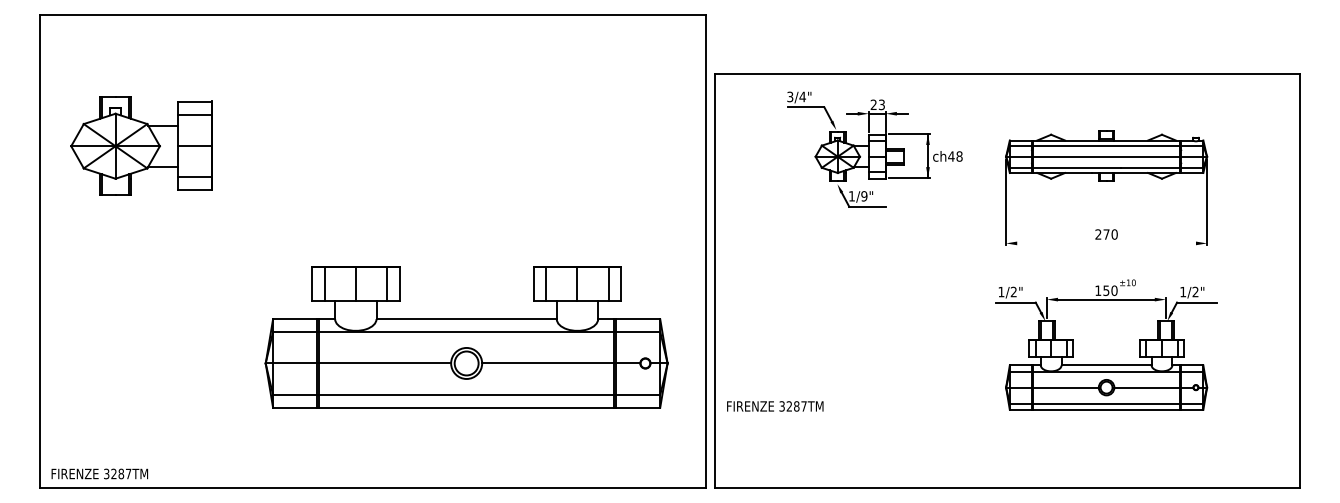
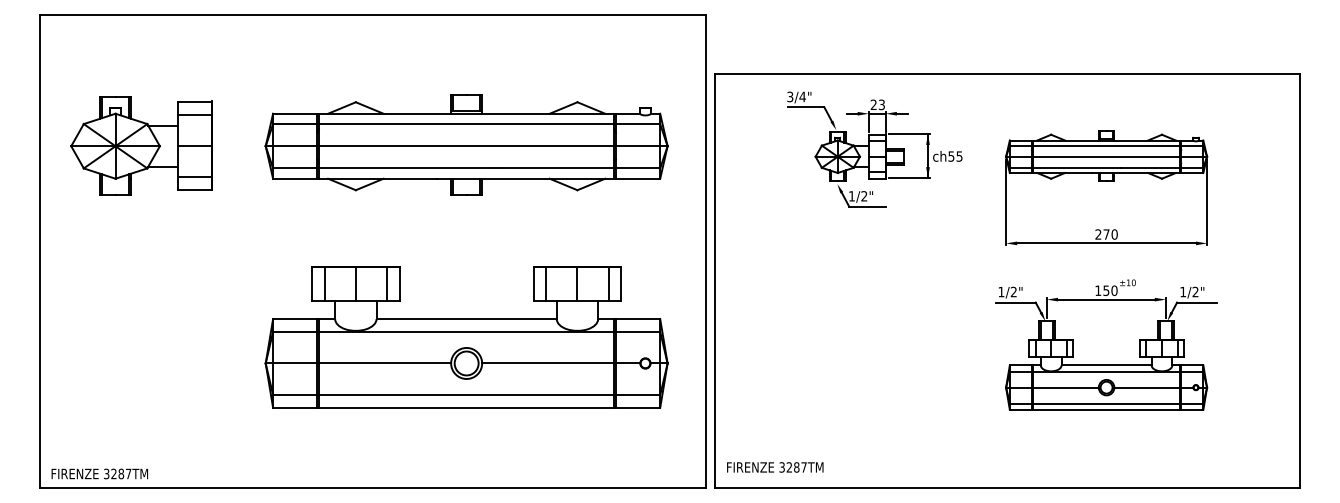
part: none -> present (466, 144)
text: ch48 -> ch55 (955, 156)
text: 1/9" -> 1/2" (864, 196)
line: none -> present (1106, 243)
text position: (775, 406) -> (775, 467) (775, 467)
